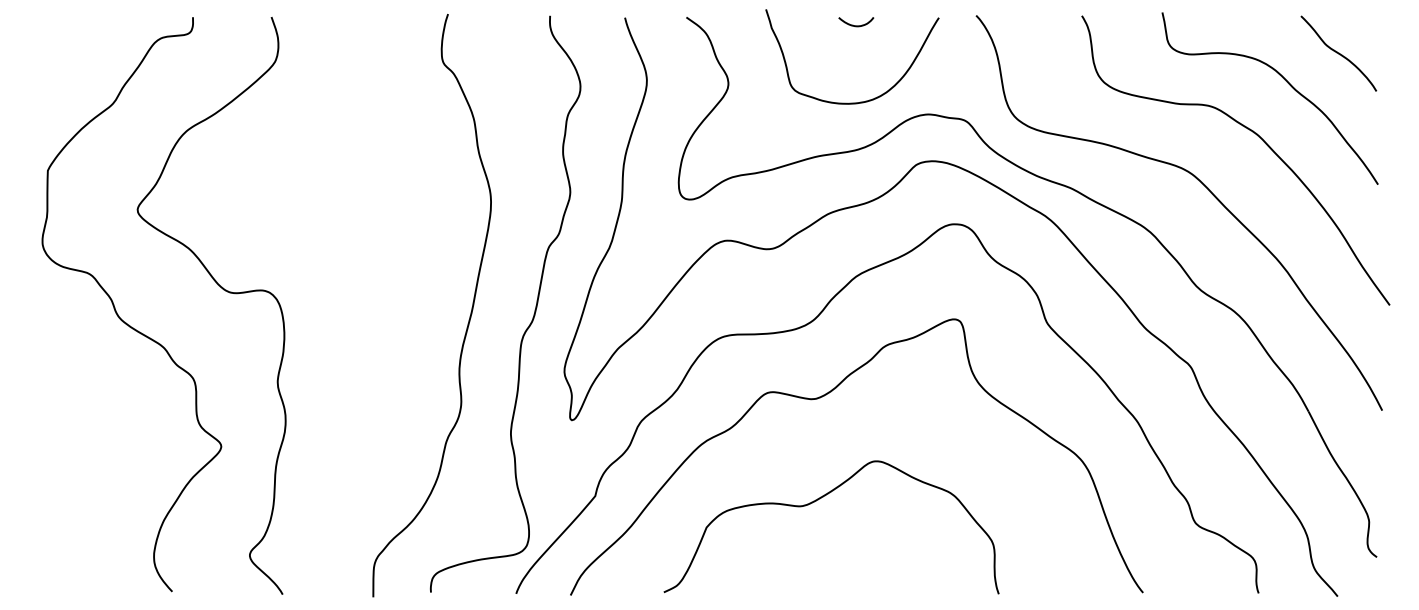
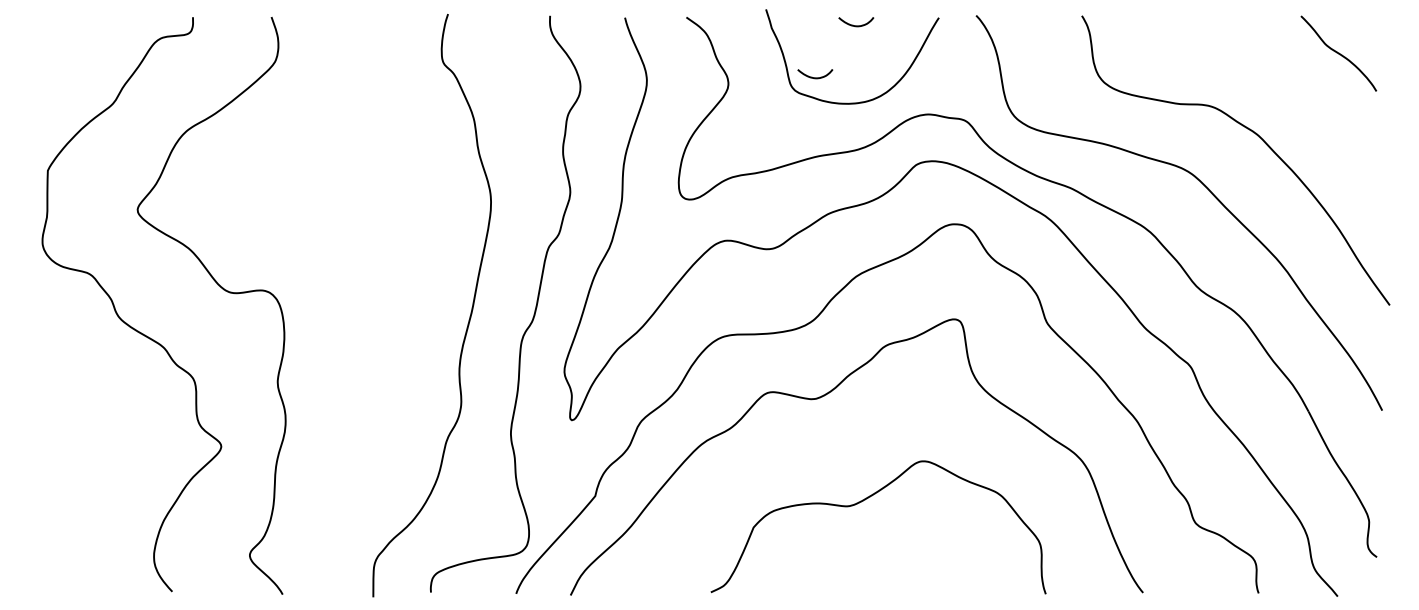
curve: none -> present (815, 77)
curve: present -> none (1285, 81)
curve position: (818, 500) -> (865, 500) (865, 500)
